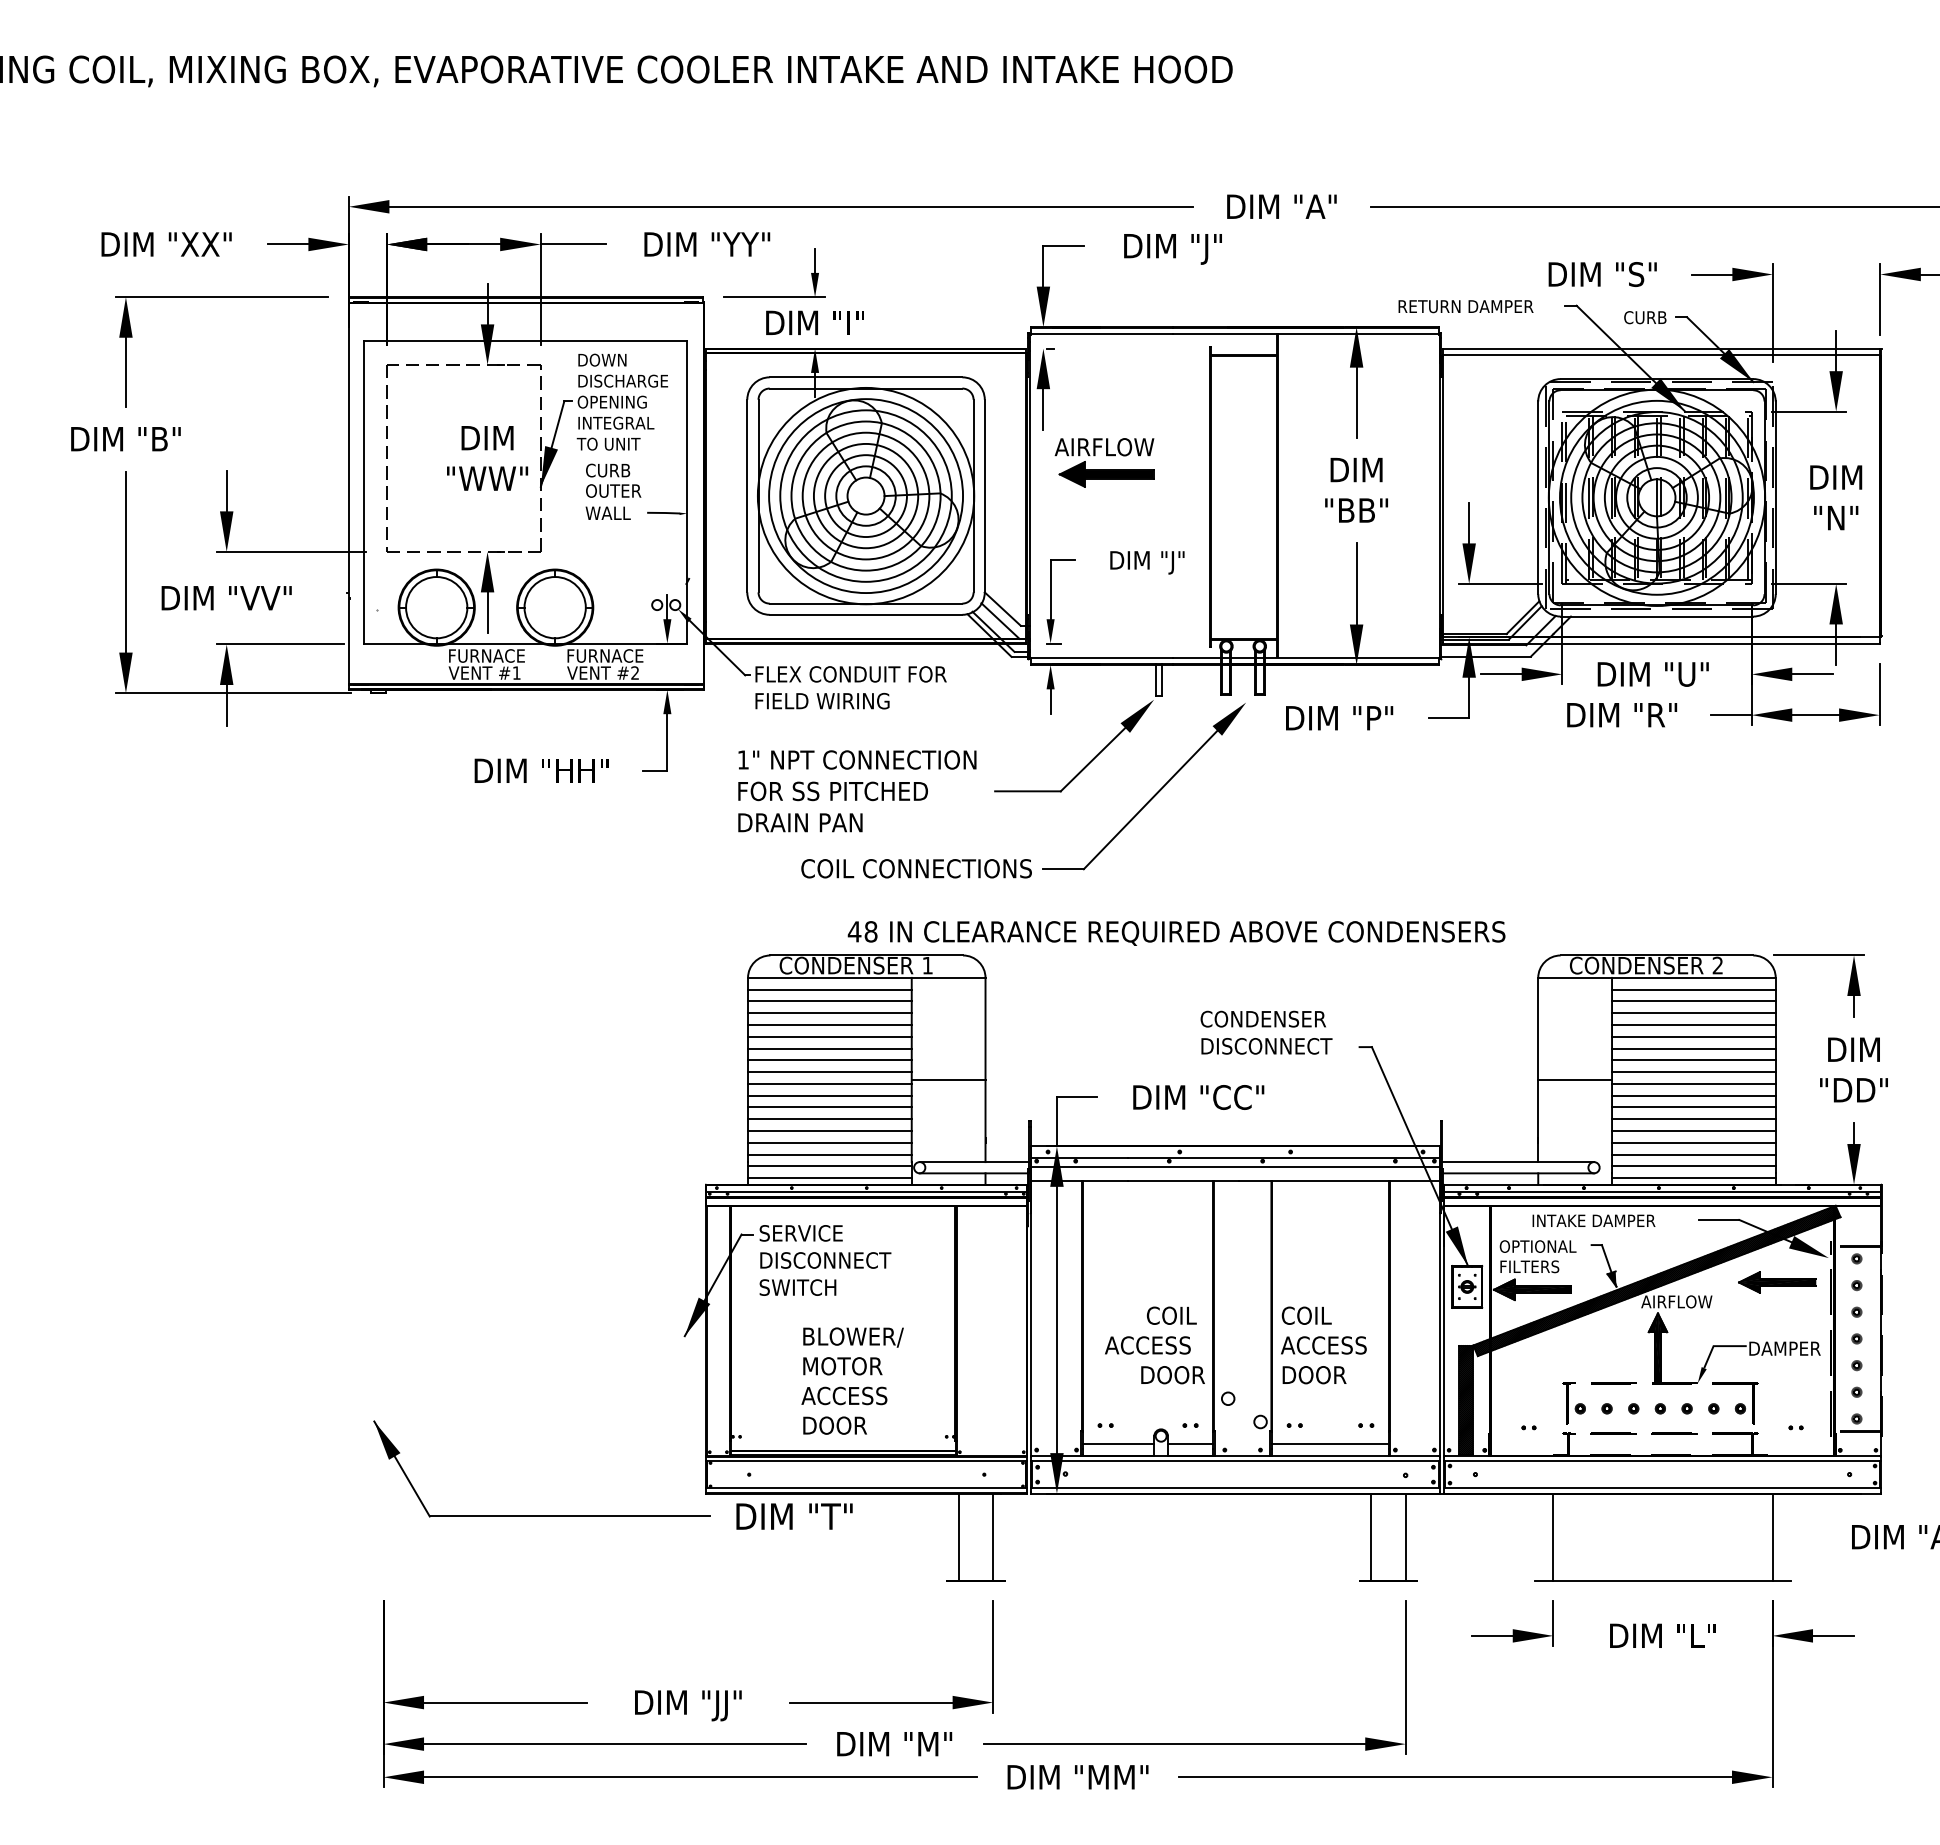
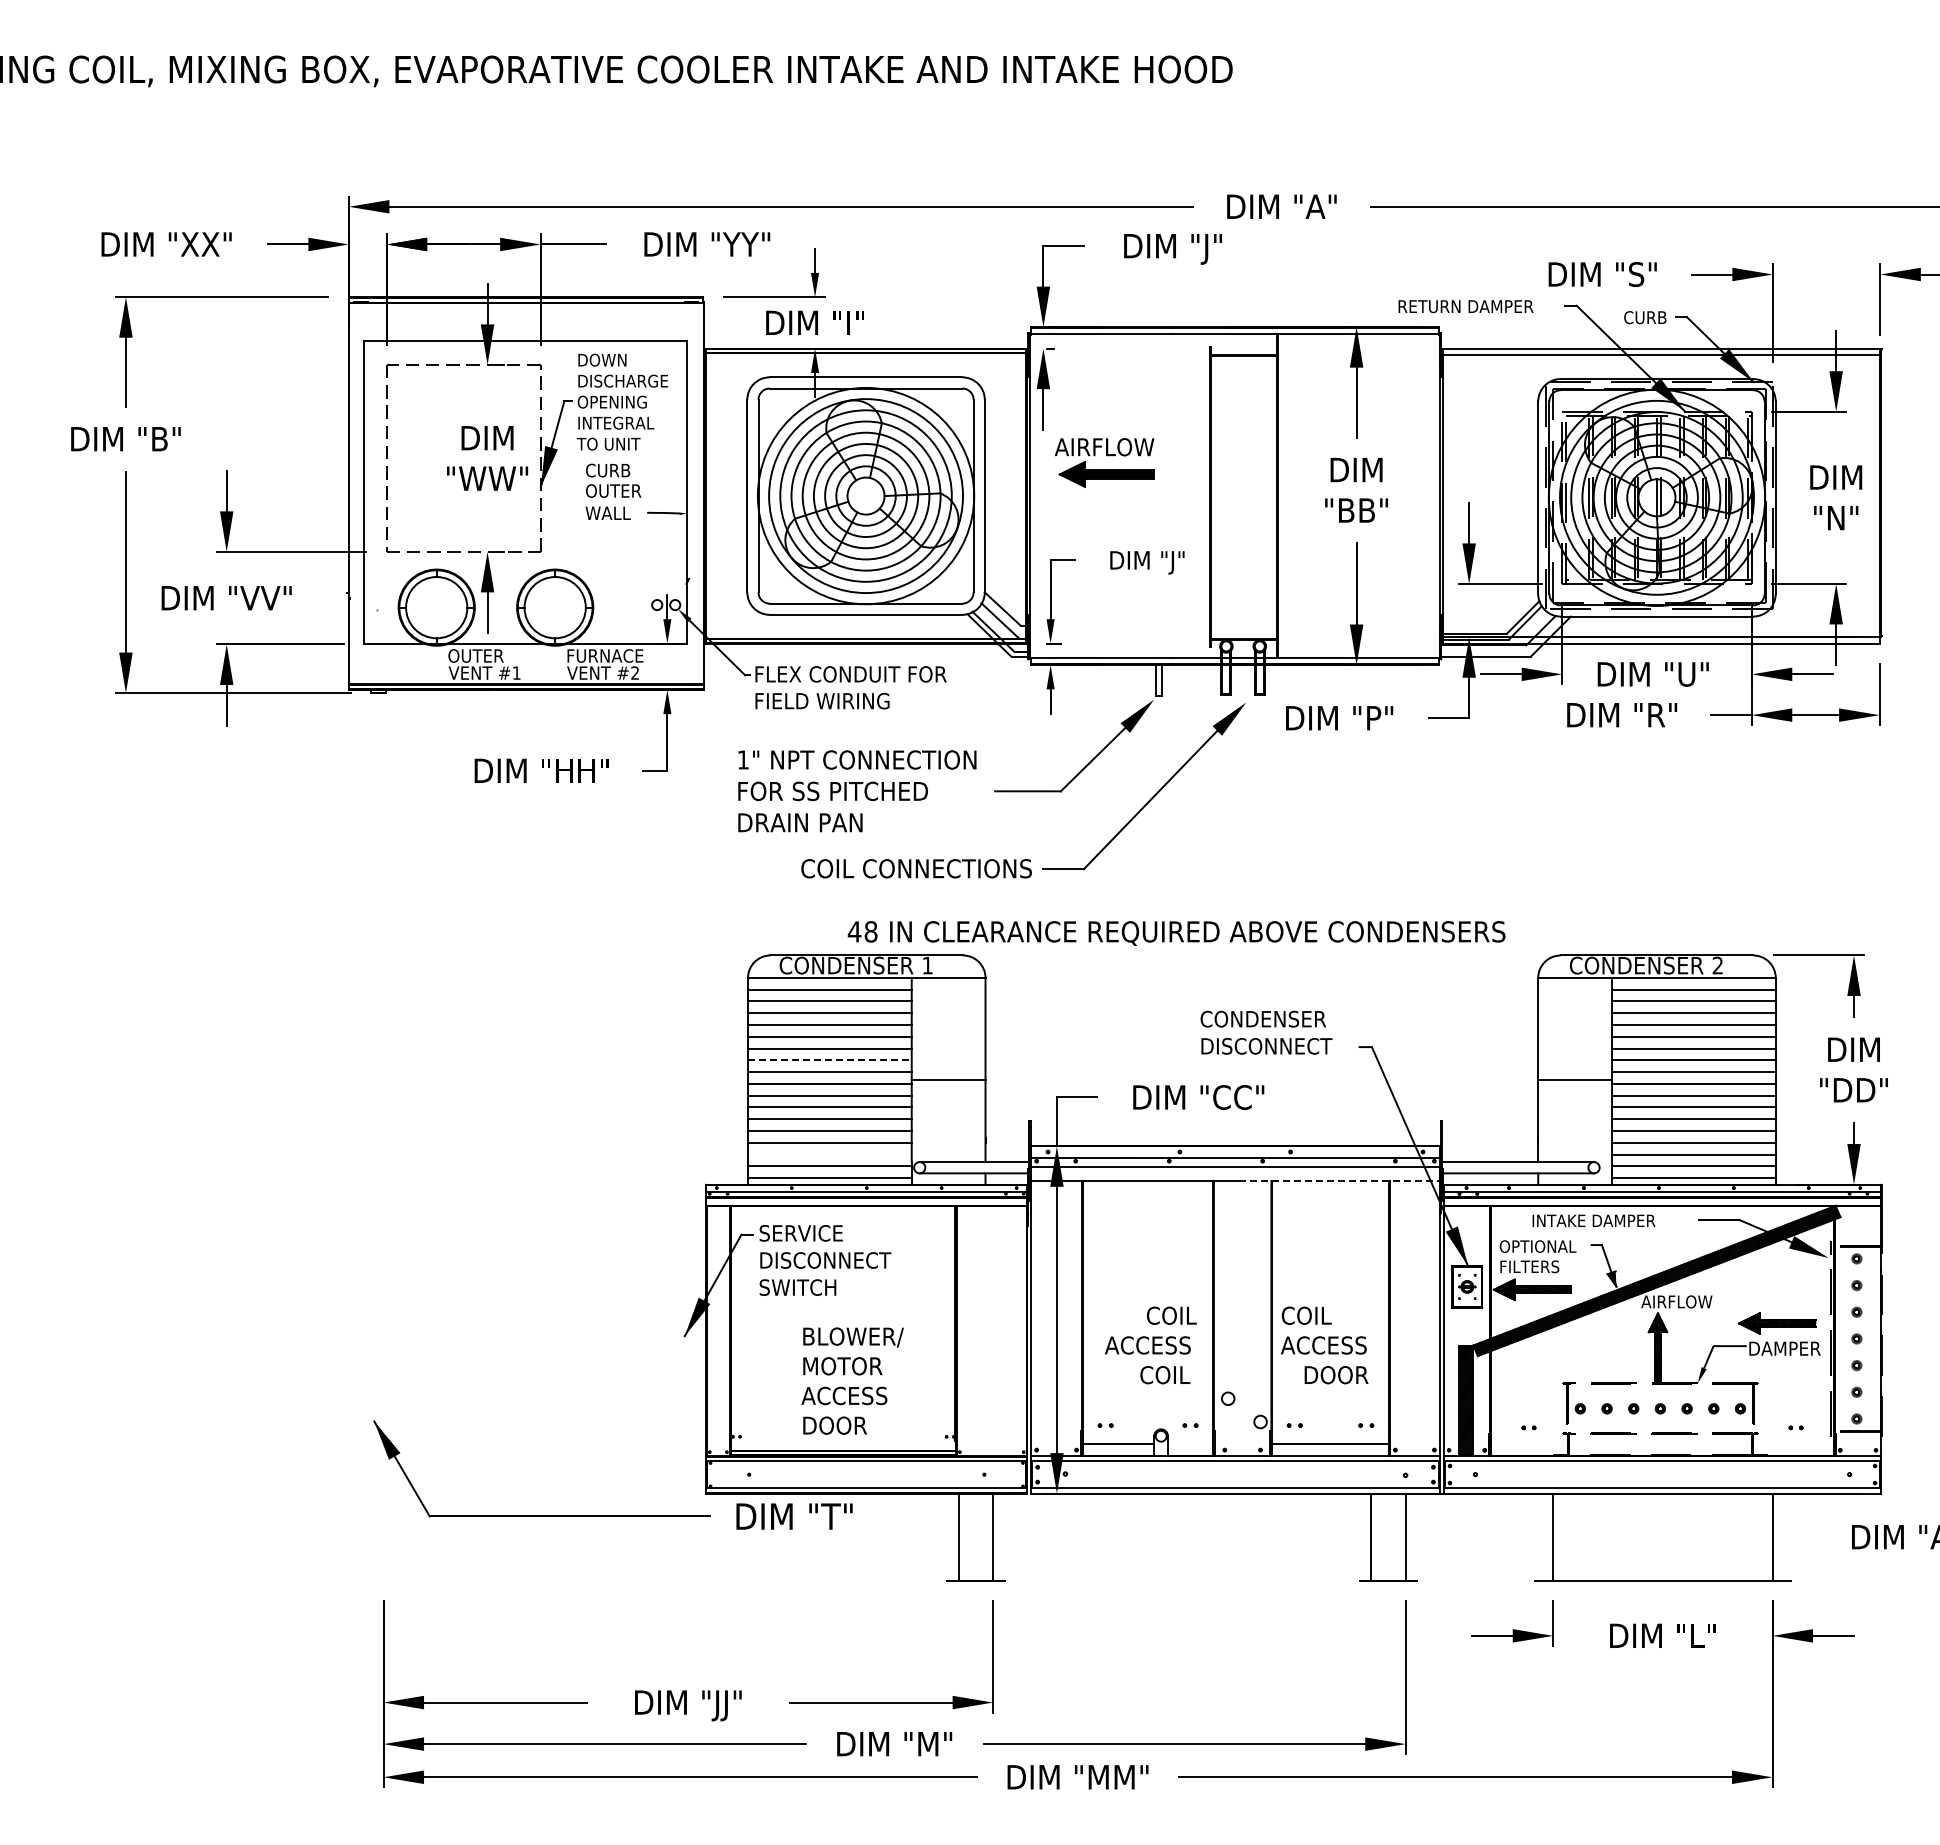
text: FURNACE -> OUTER (486, 655)
line: solid -> dashed (829, 1060)
line: present -> none (829, 1154)
line: solid -> dashed (1339, 1181)
part position: (1777, 1282) -> (1777, 1323) (1777, 1323)
text: DOOR -> COIL (1172, 1375)
text position: (1314, 1375) -> (1336, 1375) (1336, 1375)
line: present -> none (1190, 1443)
